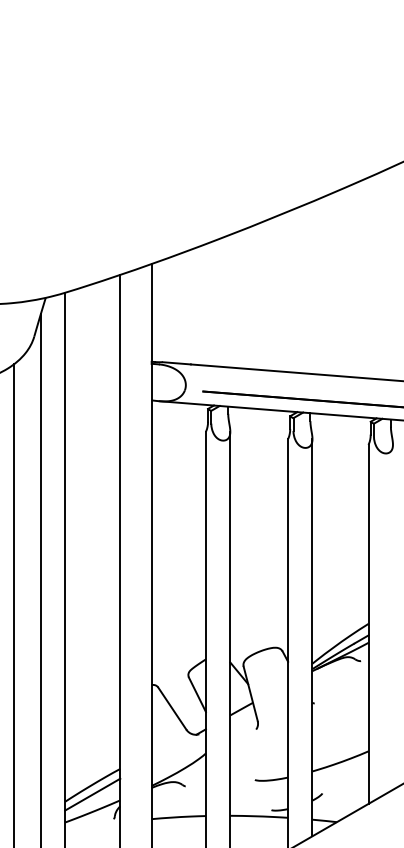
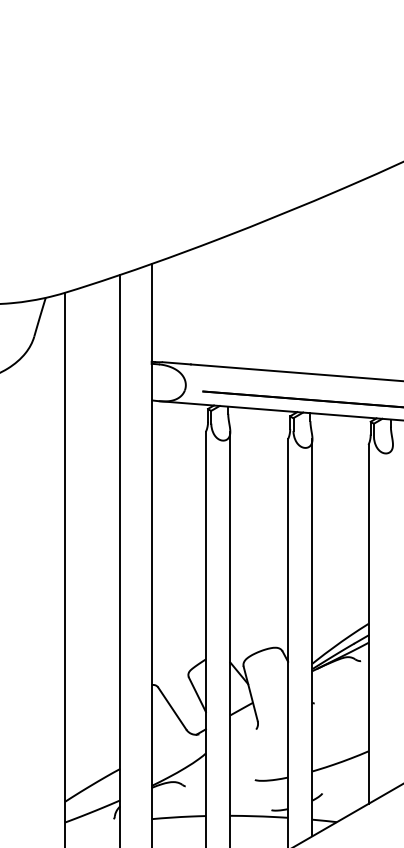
line: present -> none (40, 579)
line: present -> none (14, 604)
line: present -> none (92, 794)
